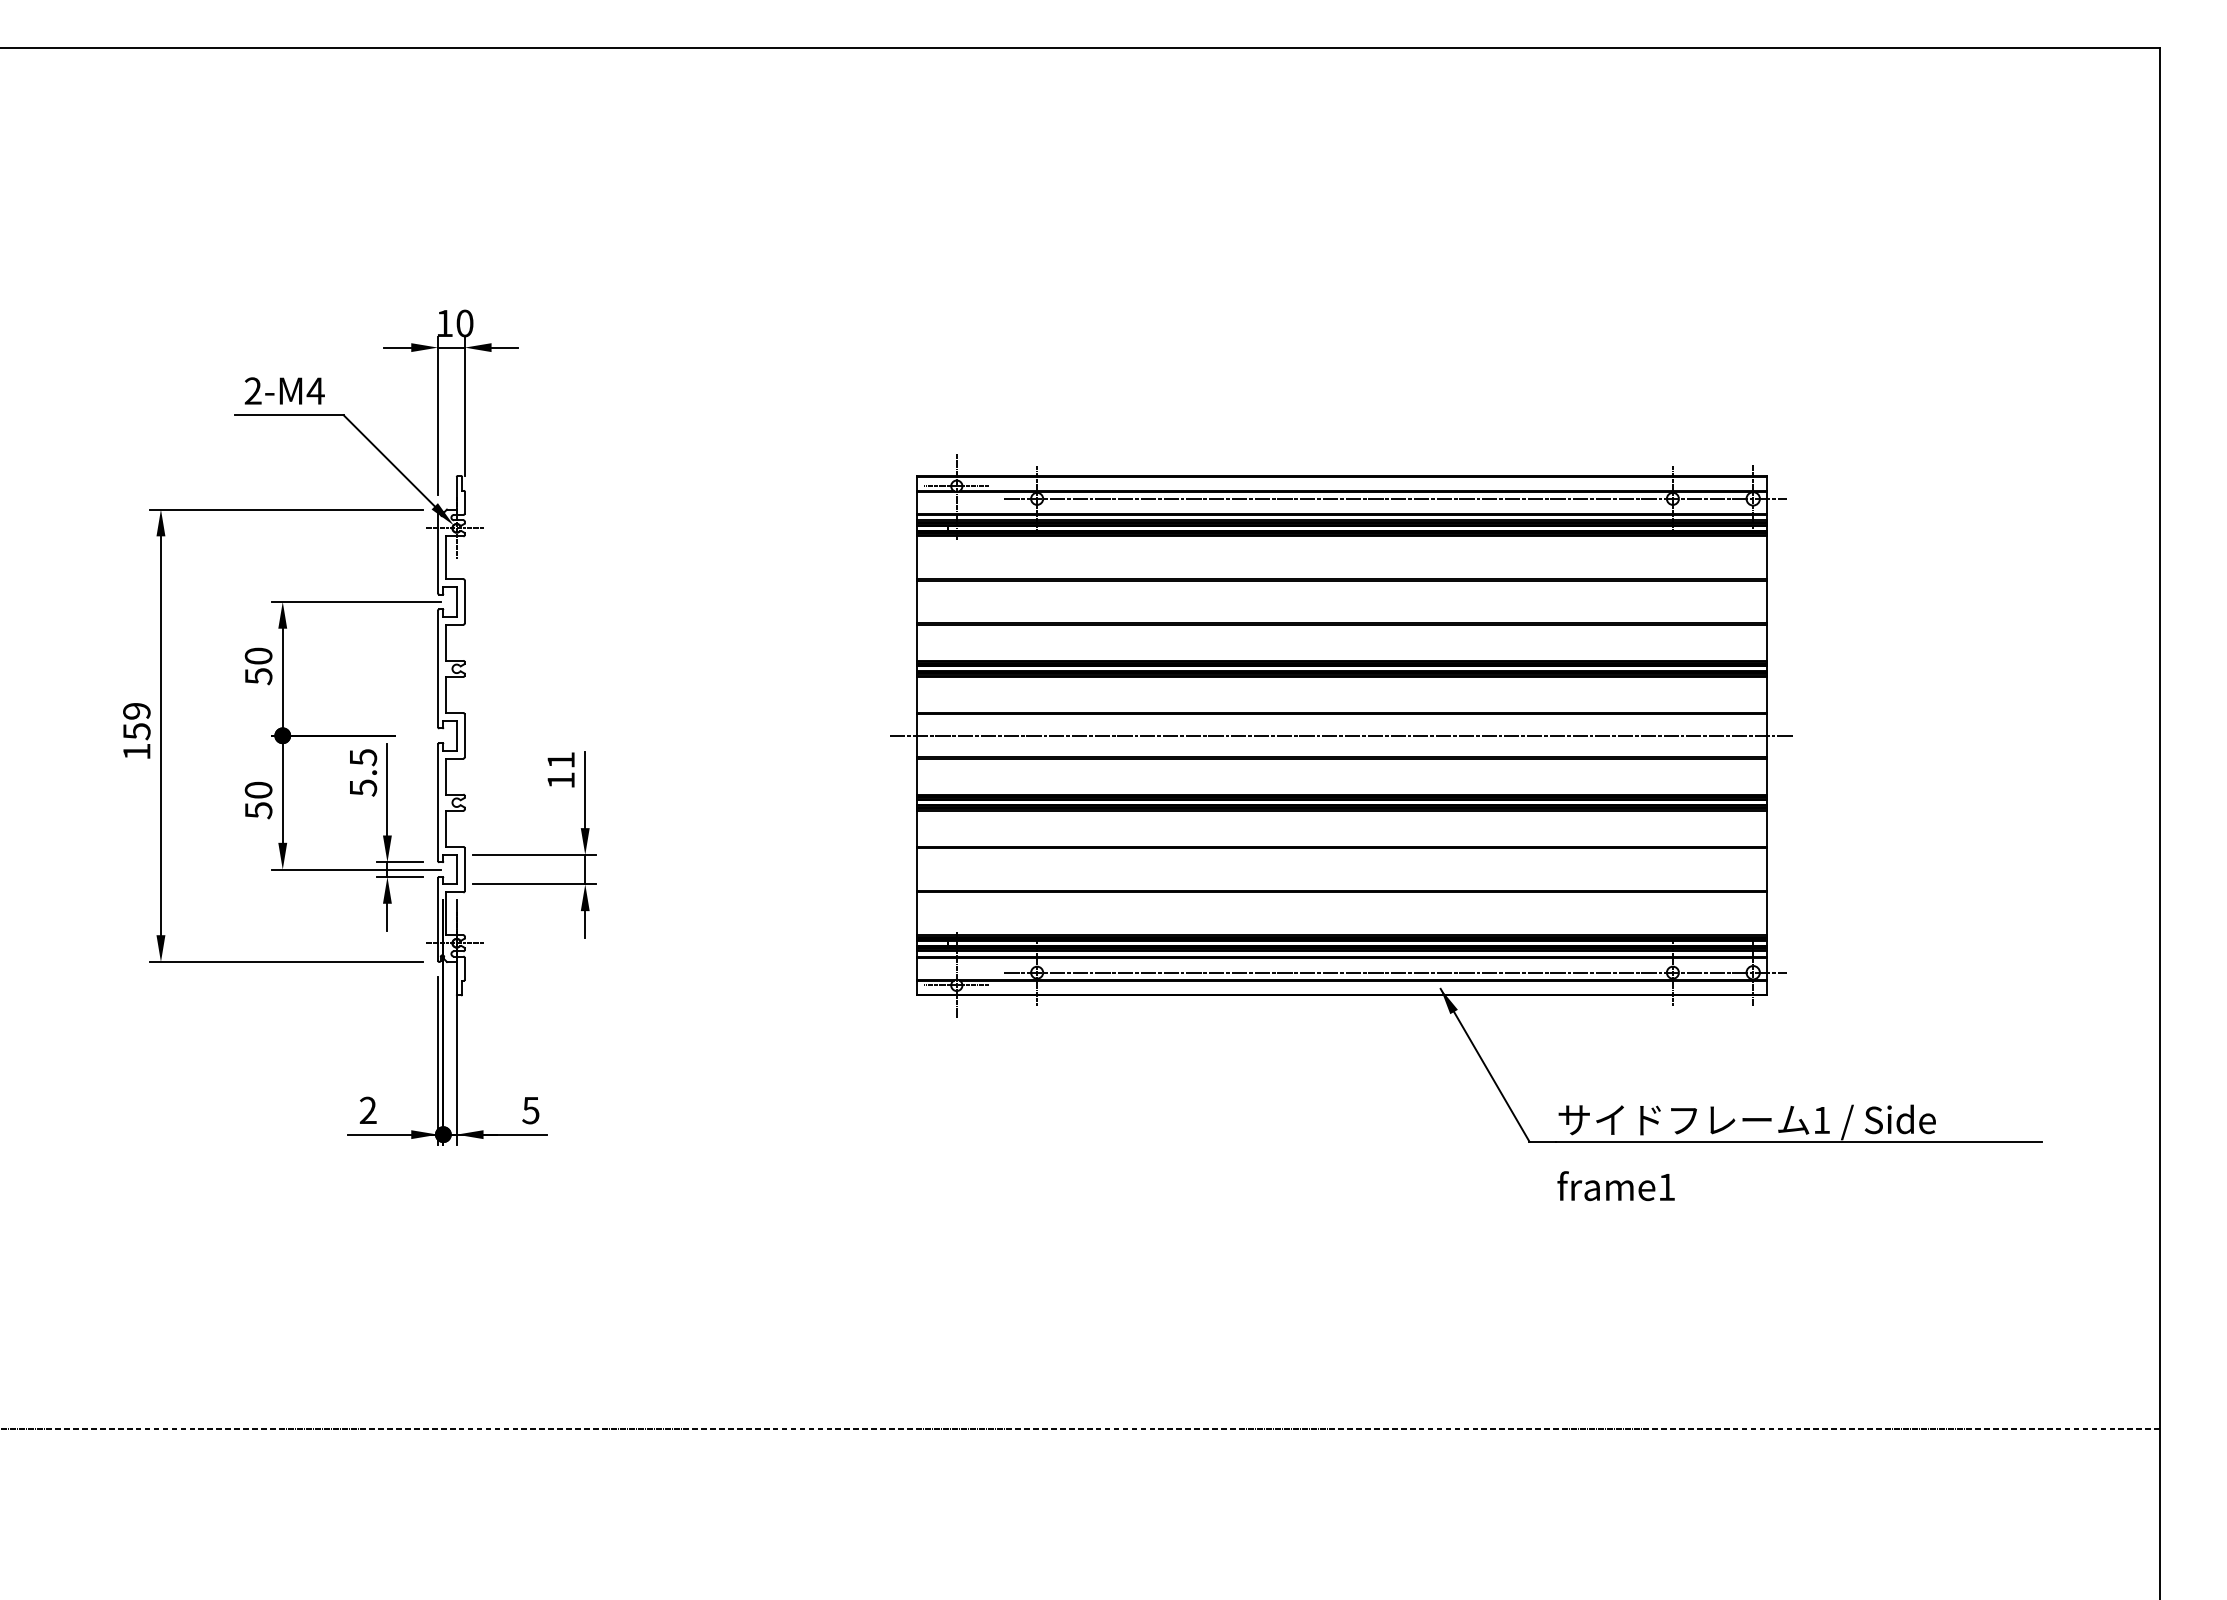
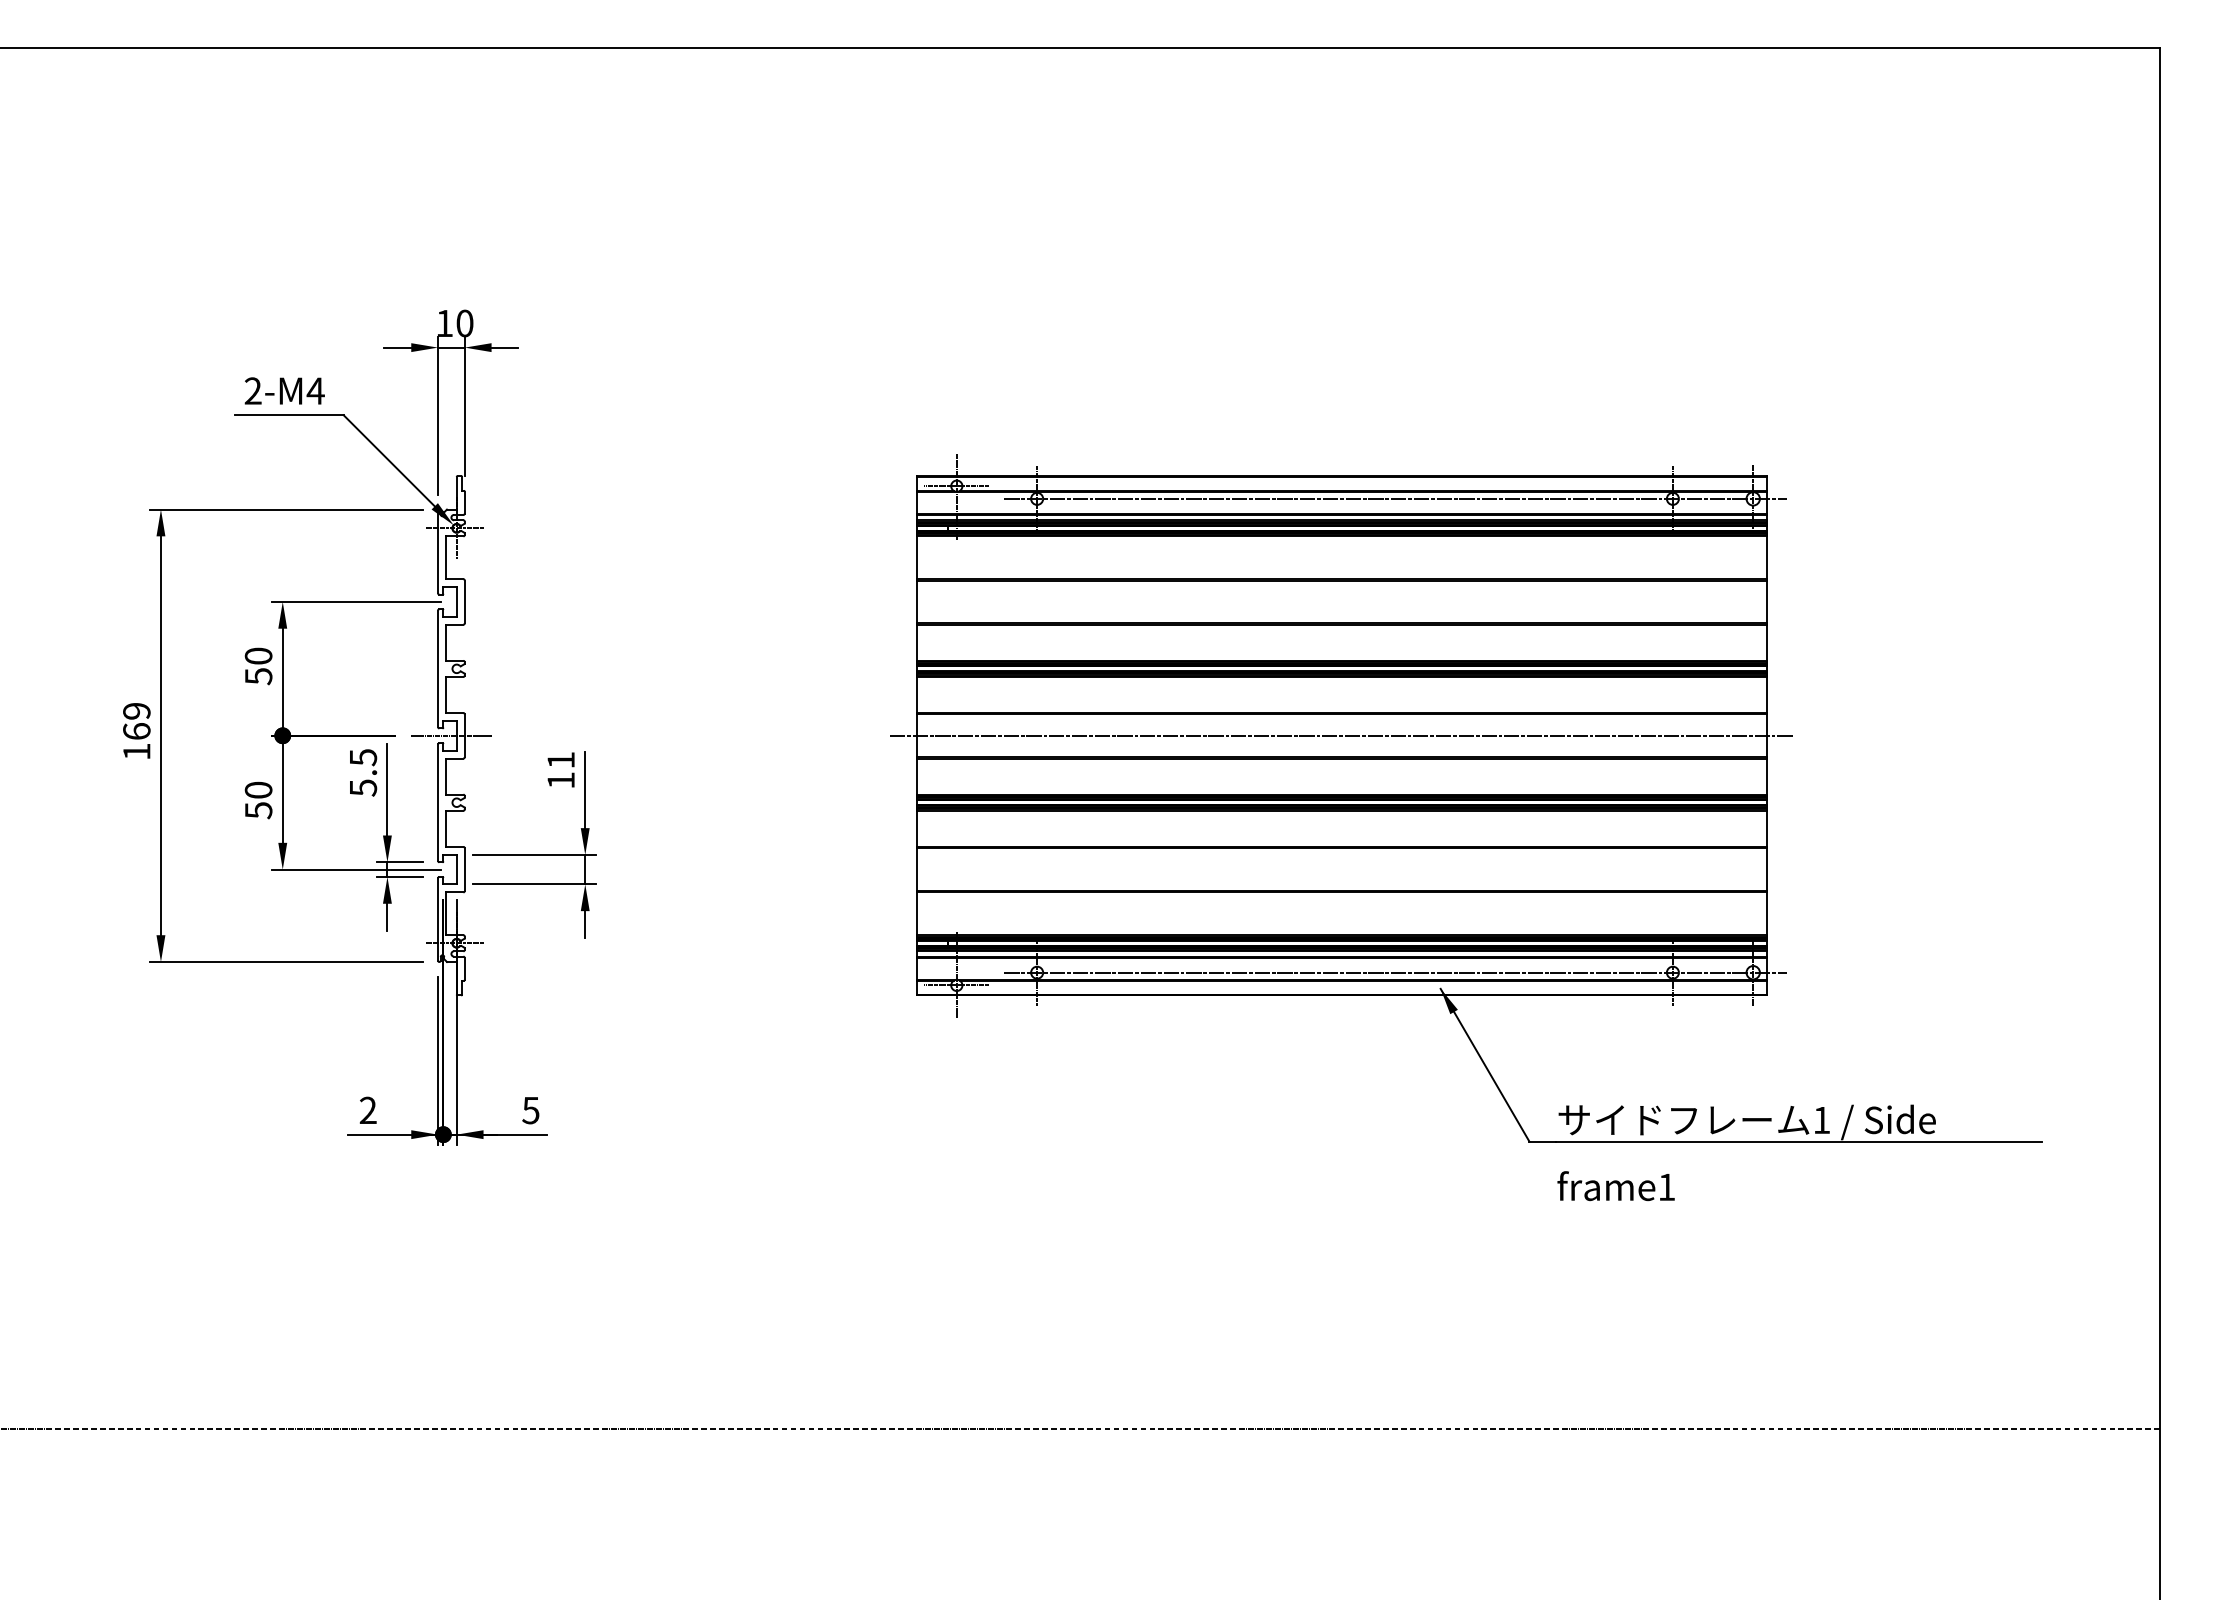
text: 159 -> 169 (136, 731)
line: none -> present (451, 735)
